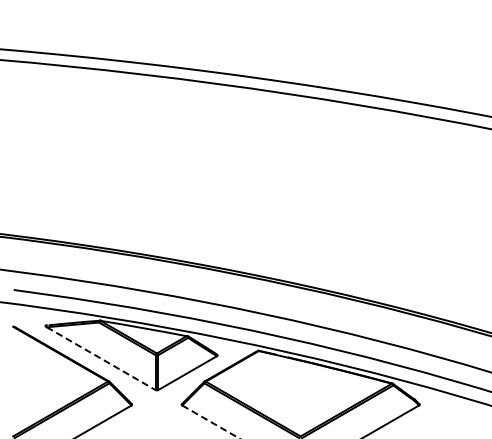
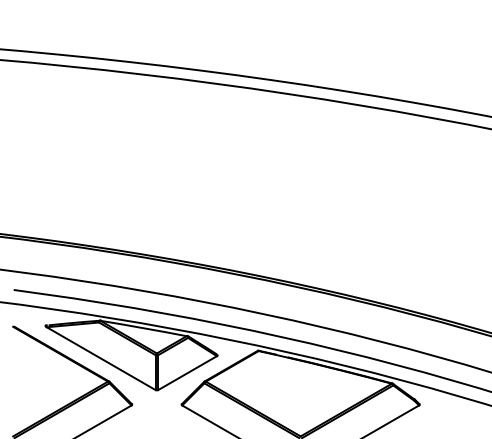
line: dashed -> solid (101, 358)
line: dashed -> solid (211, 422)
